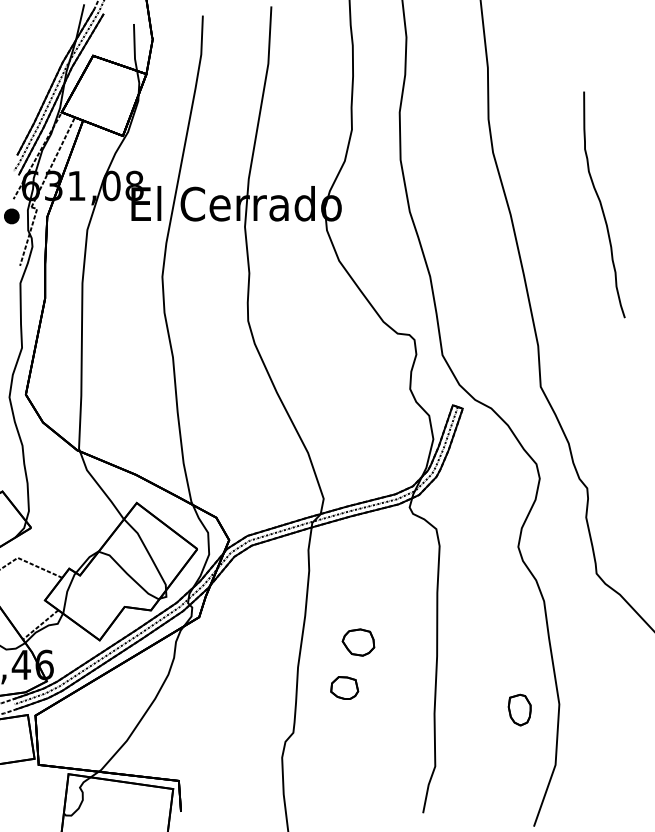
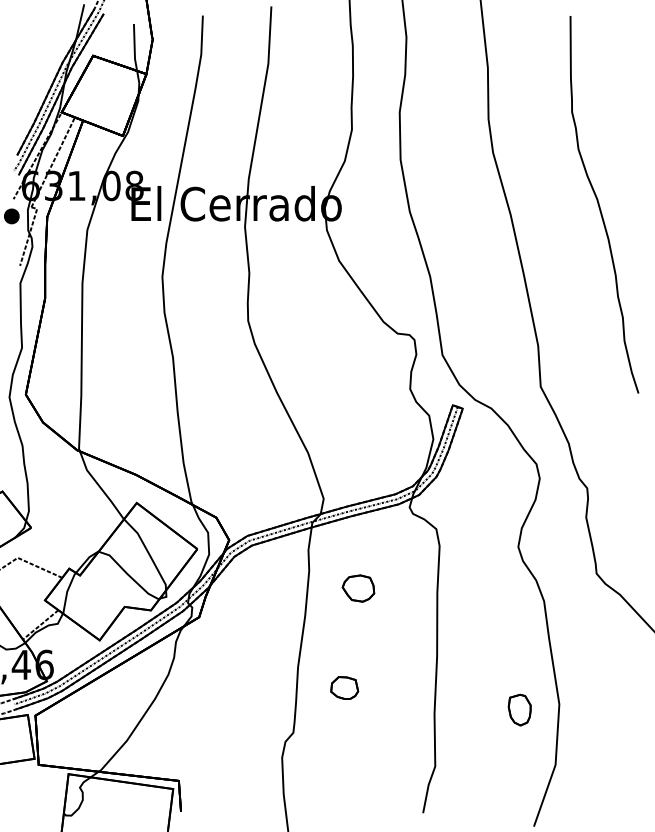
part size: 43x228 px -> 71x378 px (604, 204)
part position: (358, 642) -> (358, 588) (358, 588)
